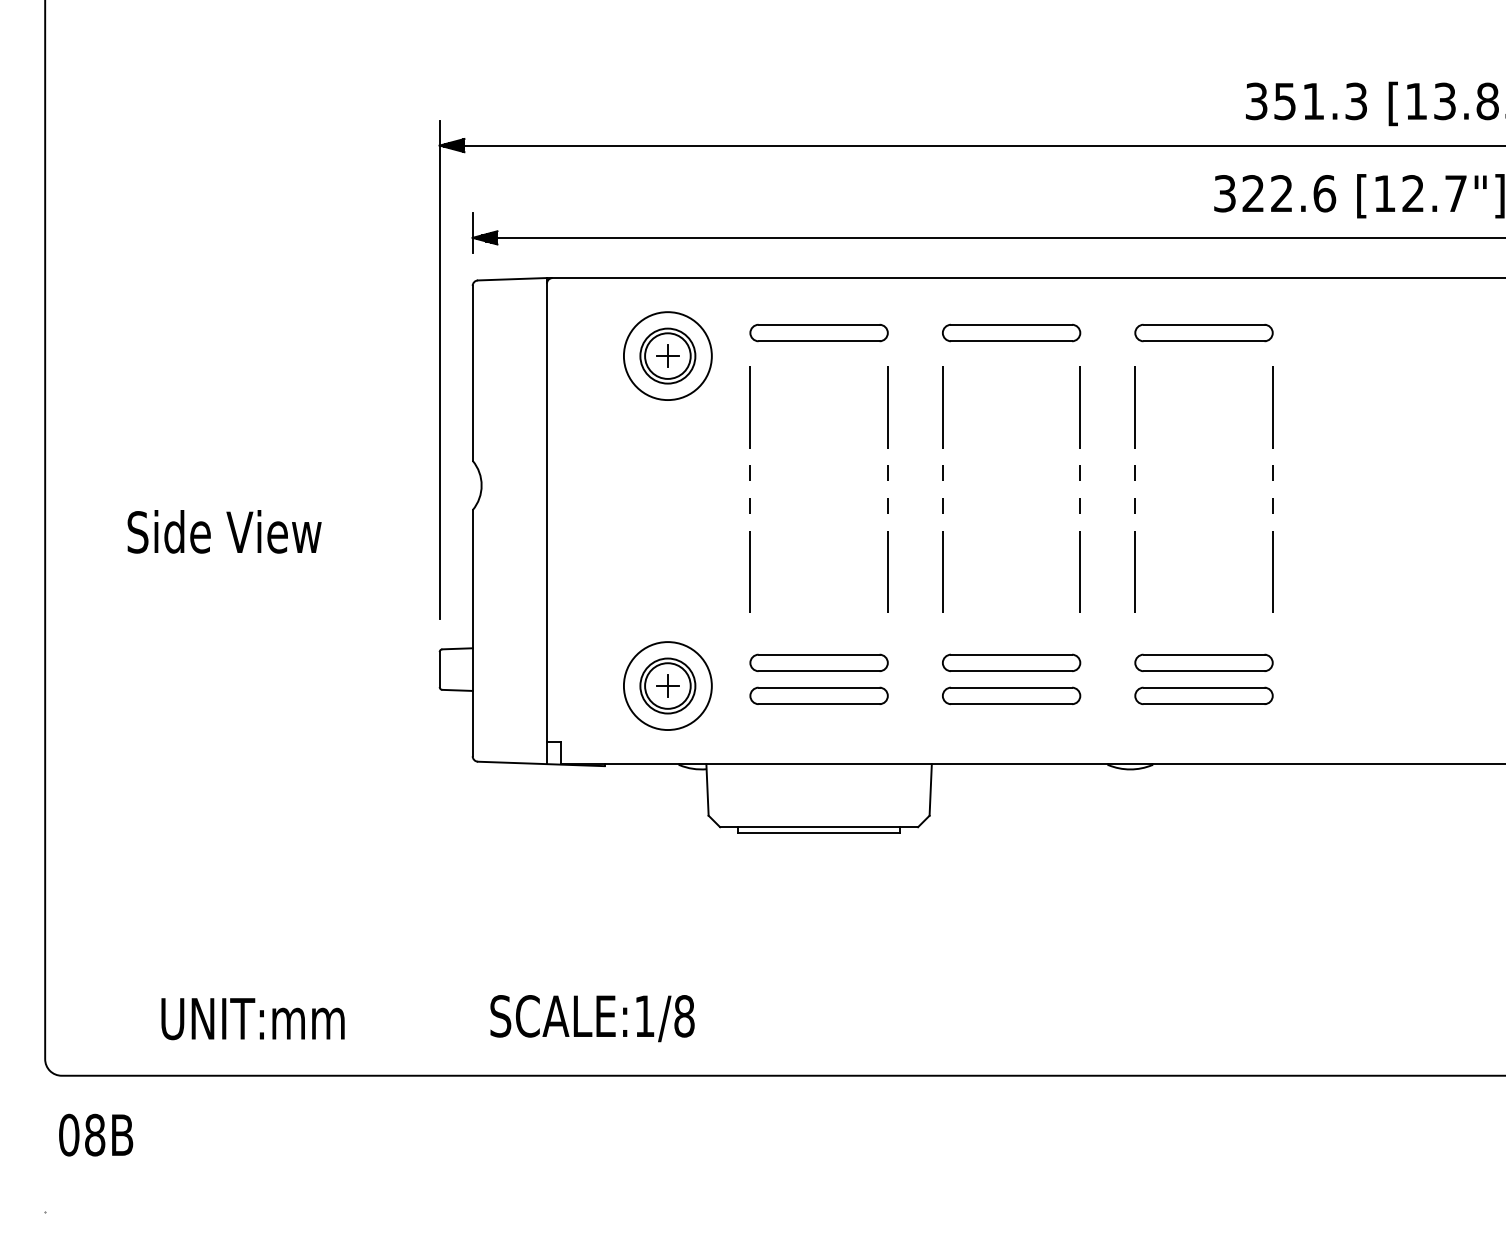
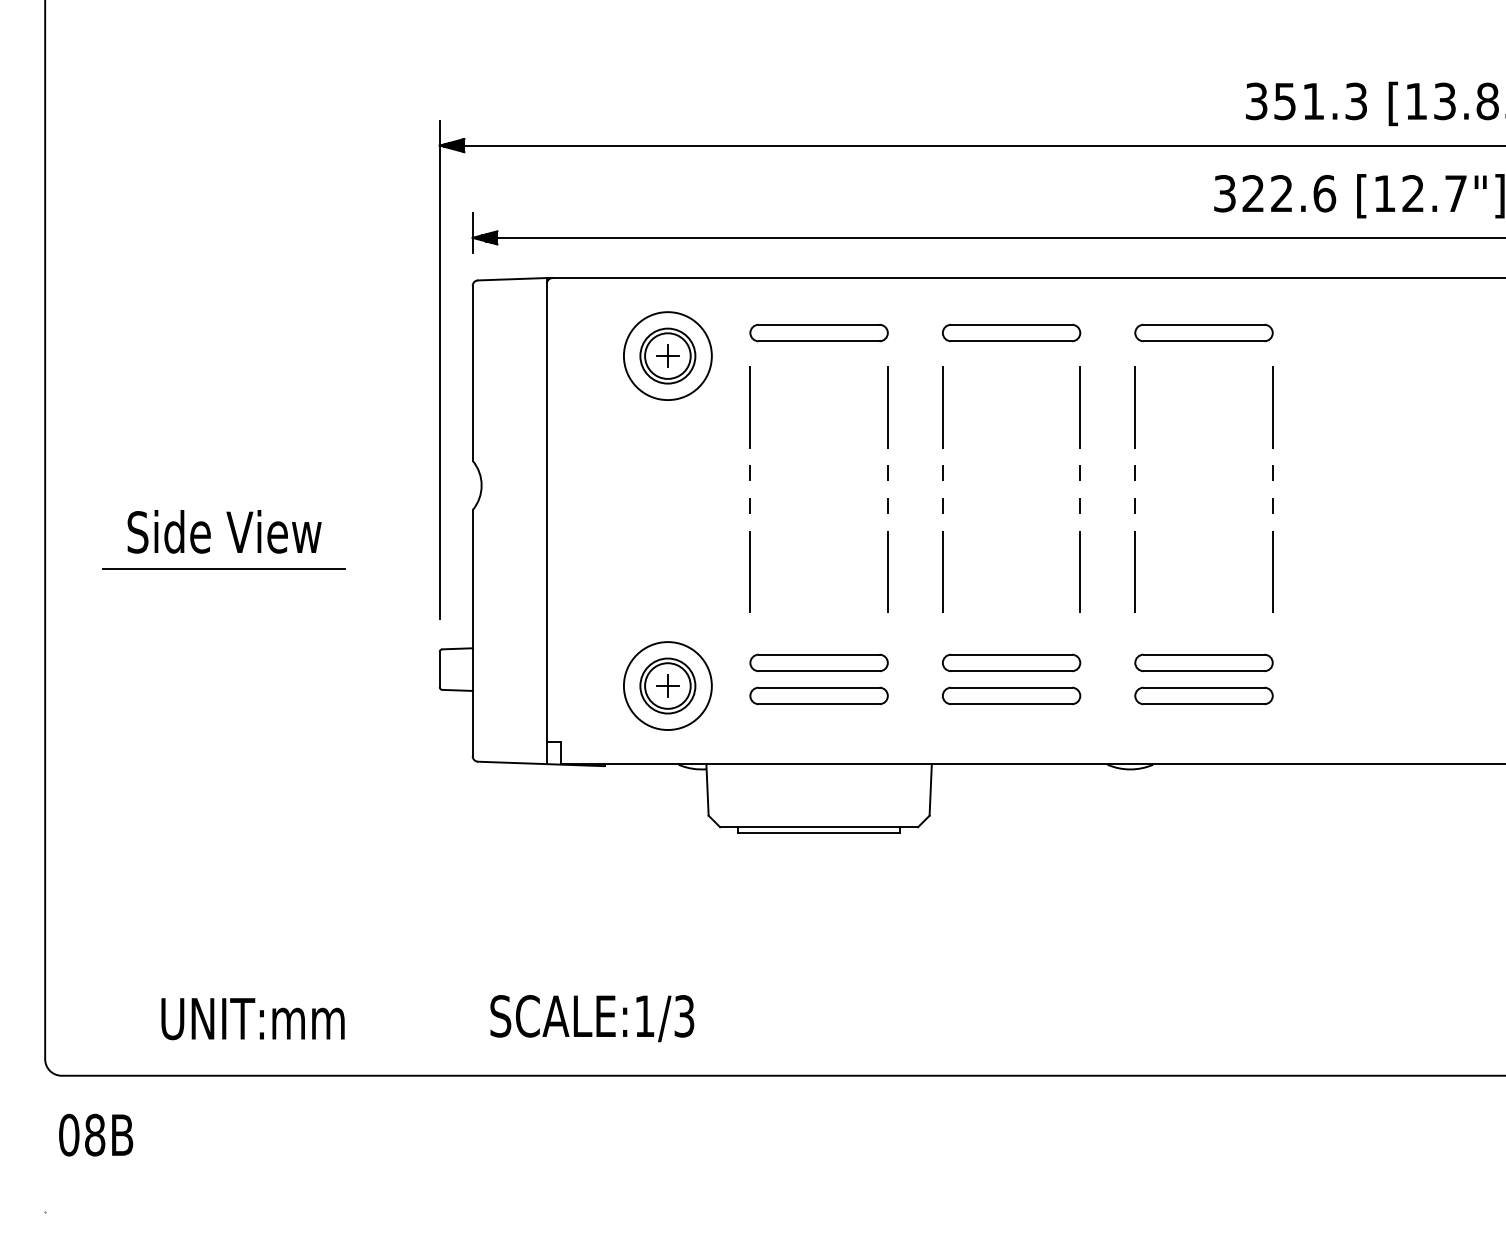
line: none -> present (224, 569)
text: SCALE:1/8 -> SCALE:1/3 (684, 1016)
